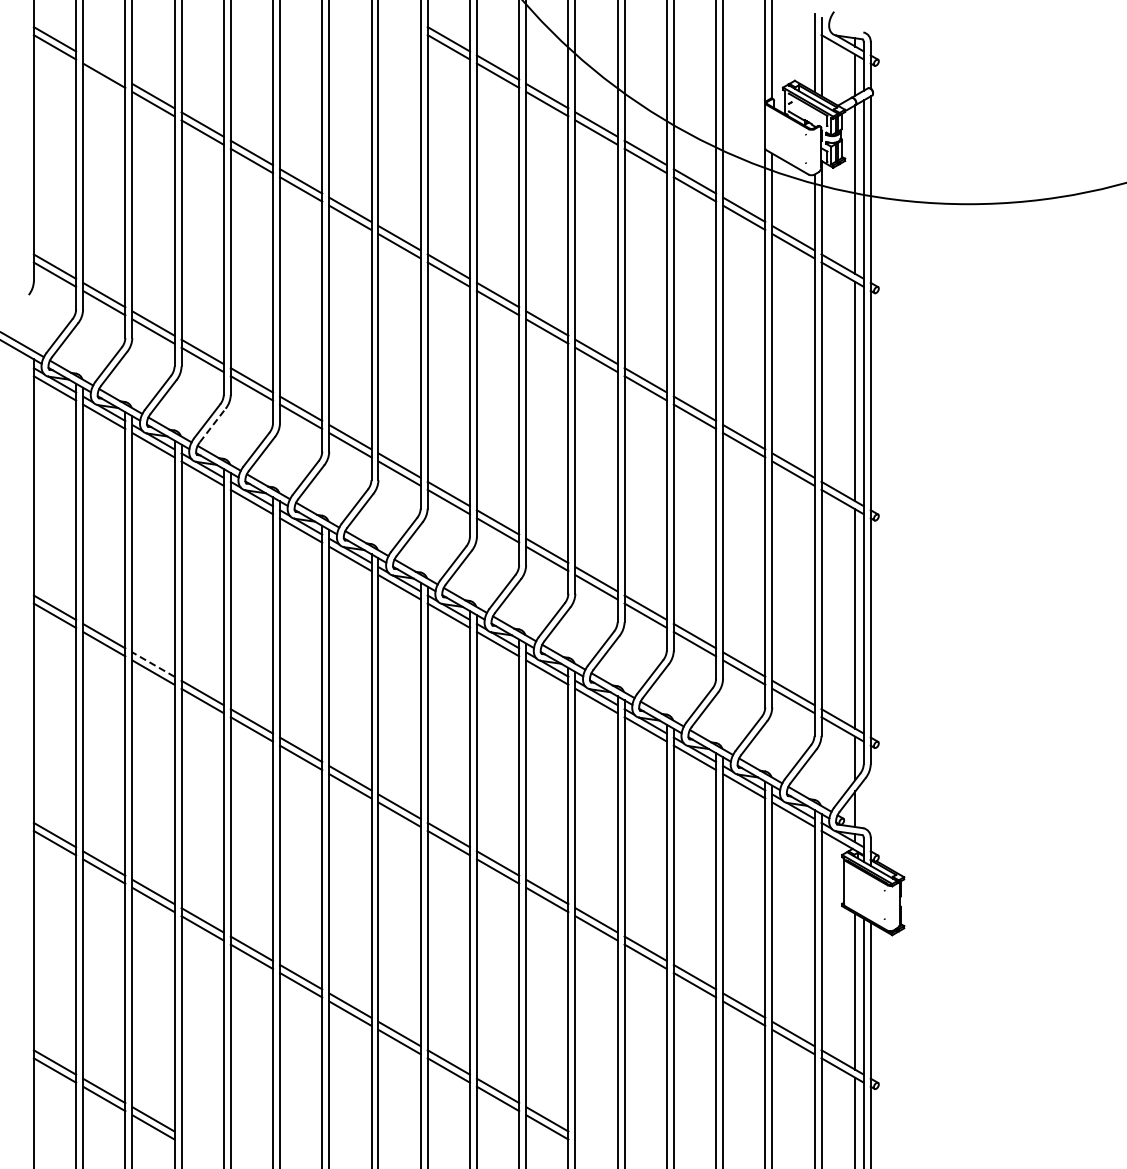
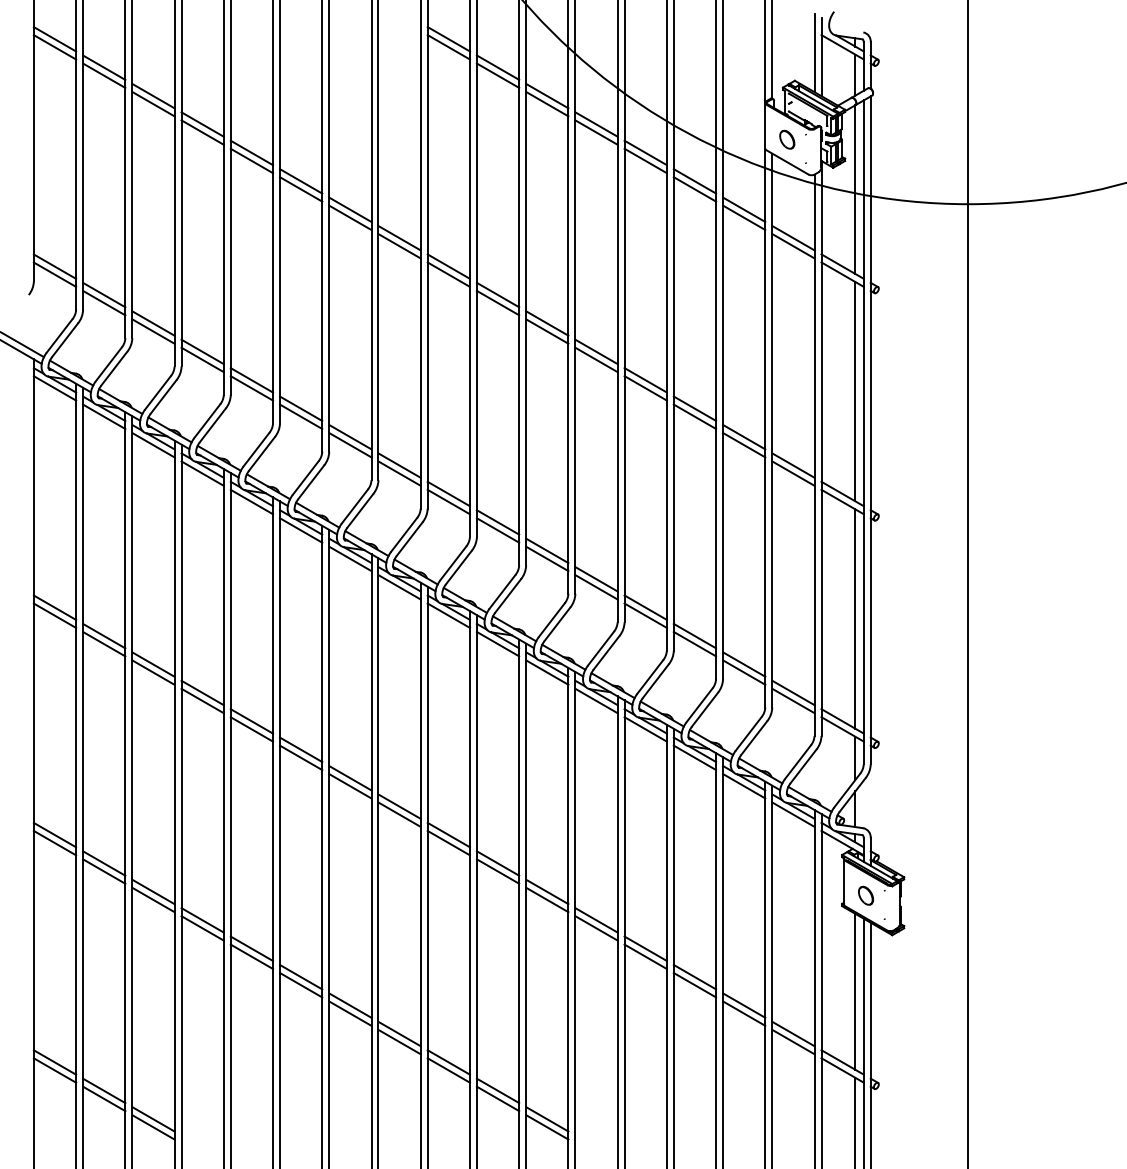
line: none -> present (104, 67)
part: none -> present (787, 139)
line: dashed -> solid (213, 425)
line: none -> present (968, 583)
line: dashed -> solid (153, 664)
part: none -> present (866, 895)
